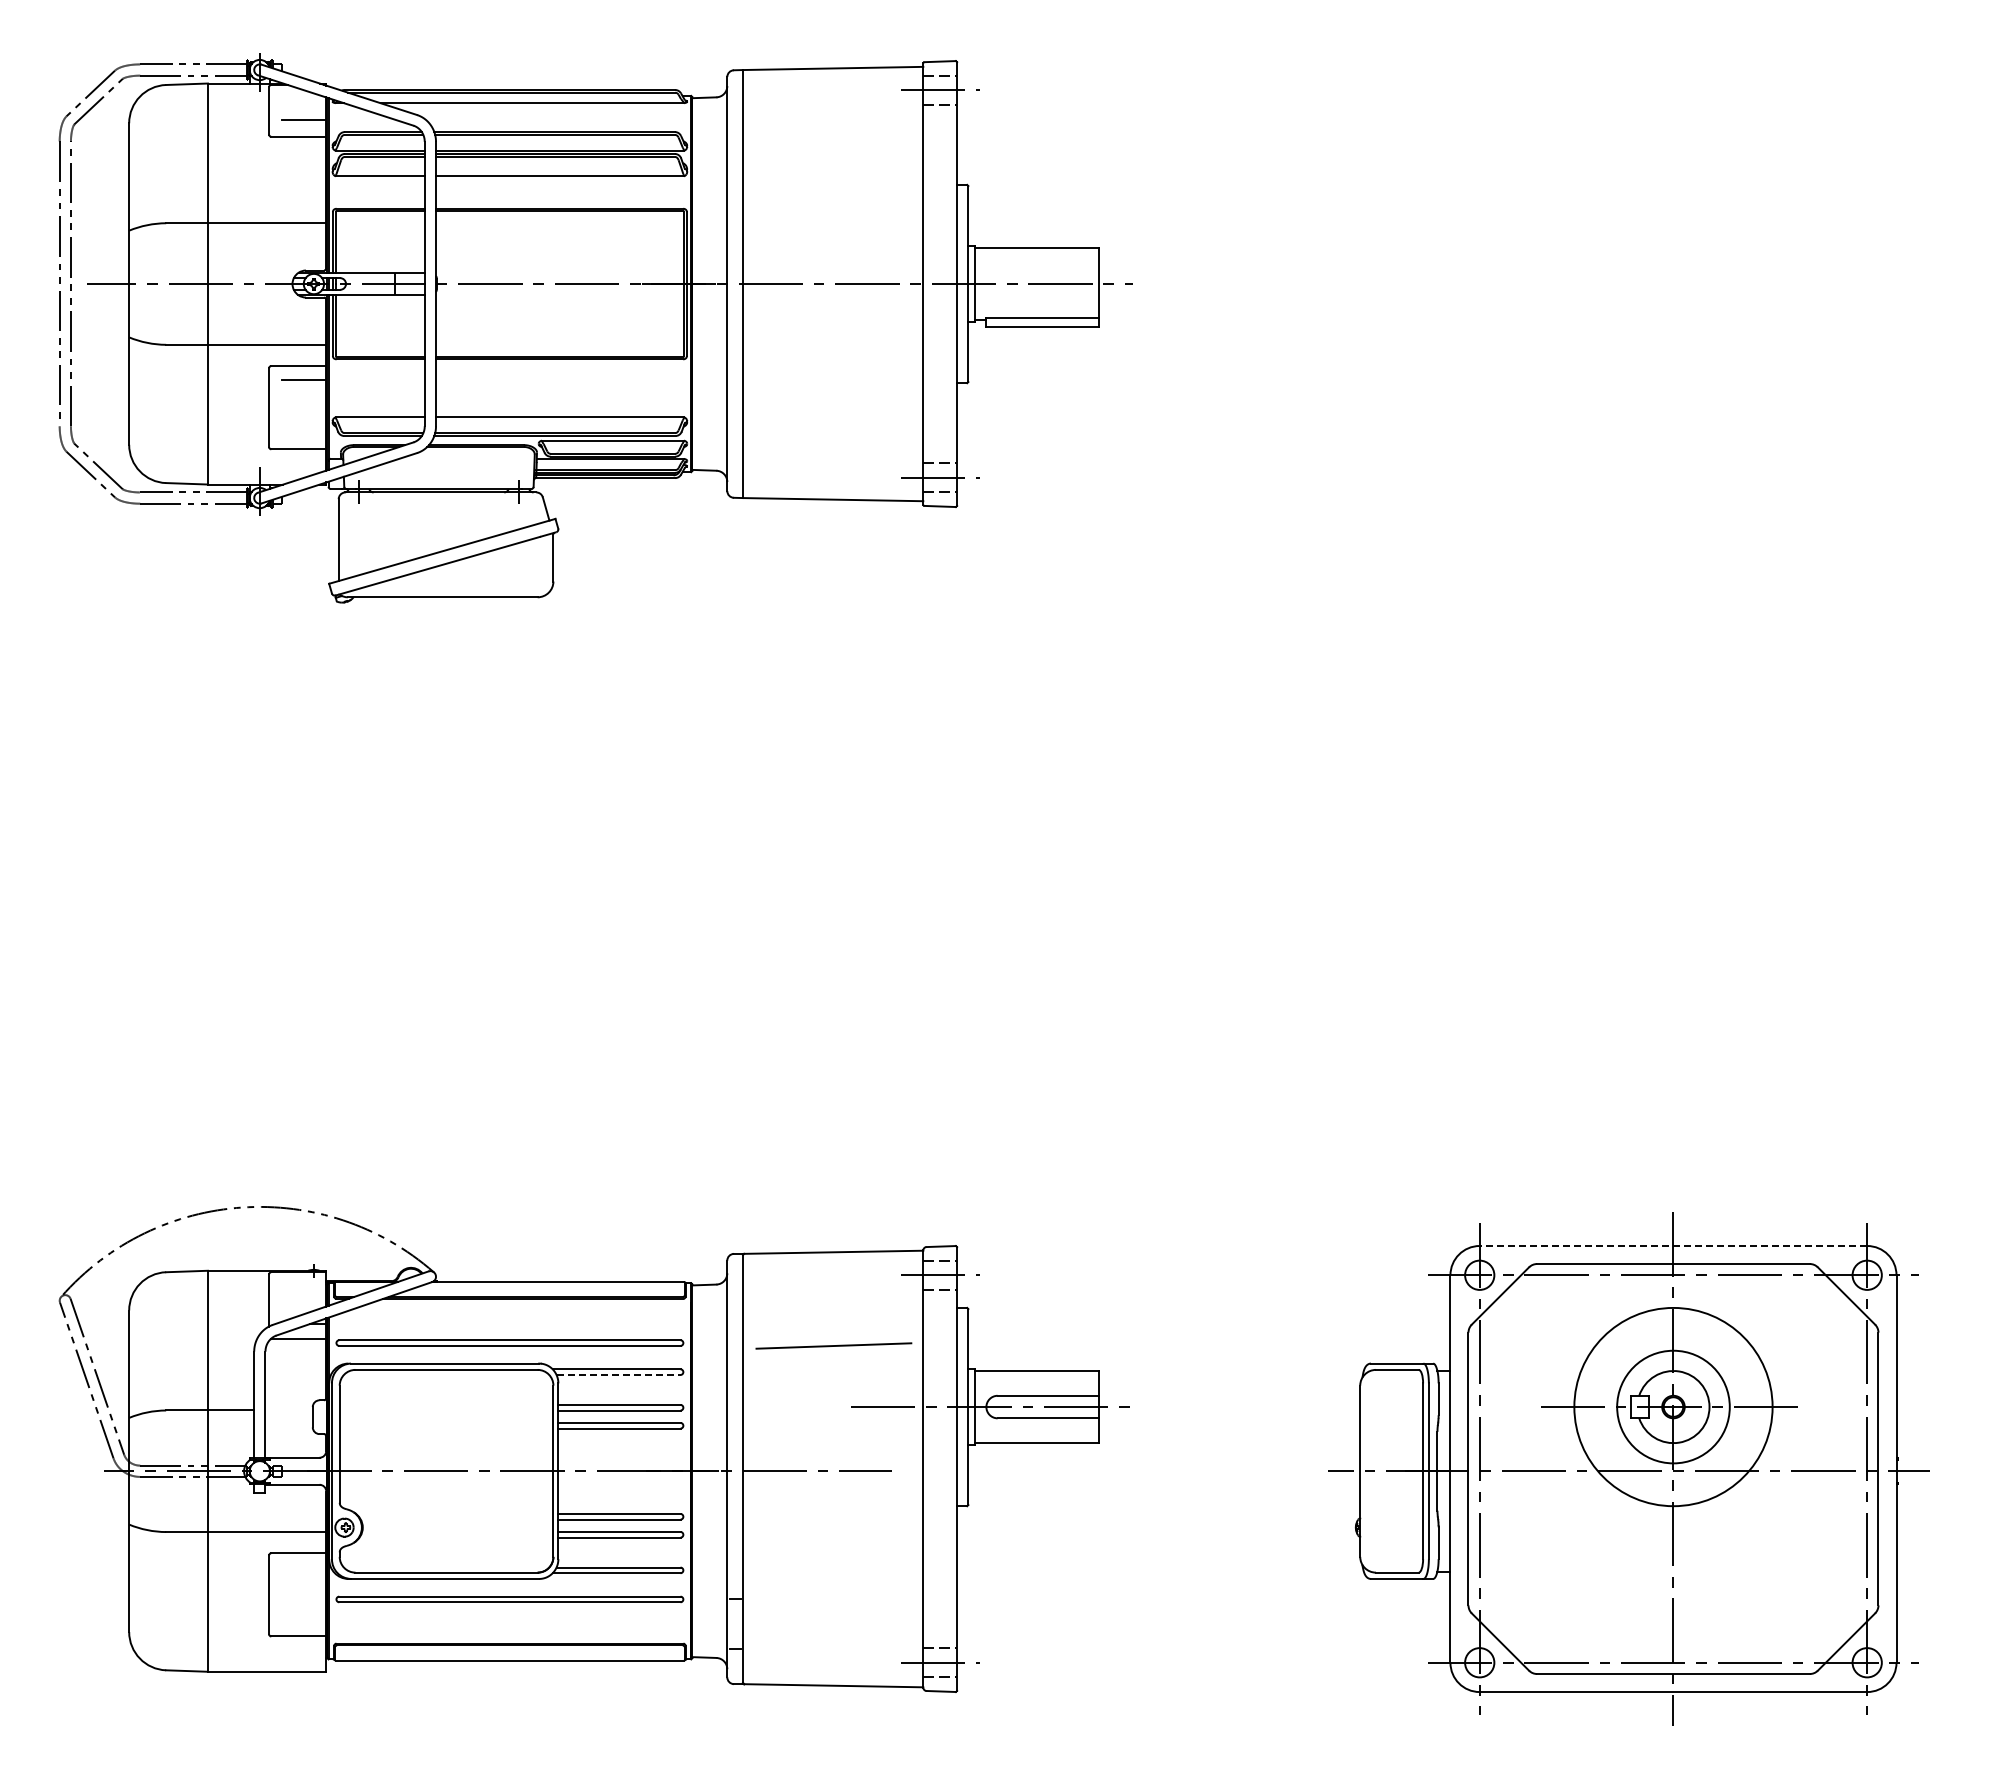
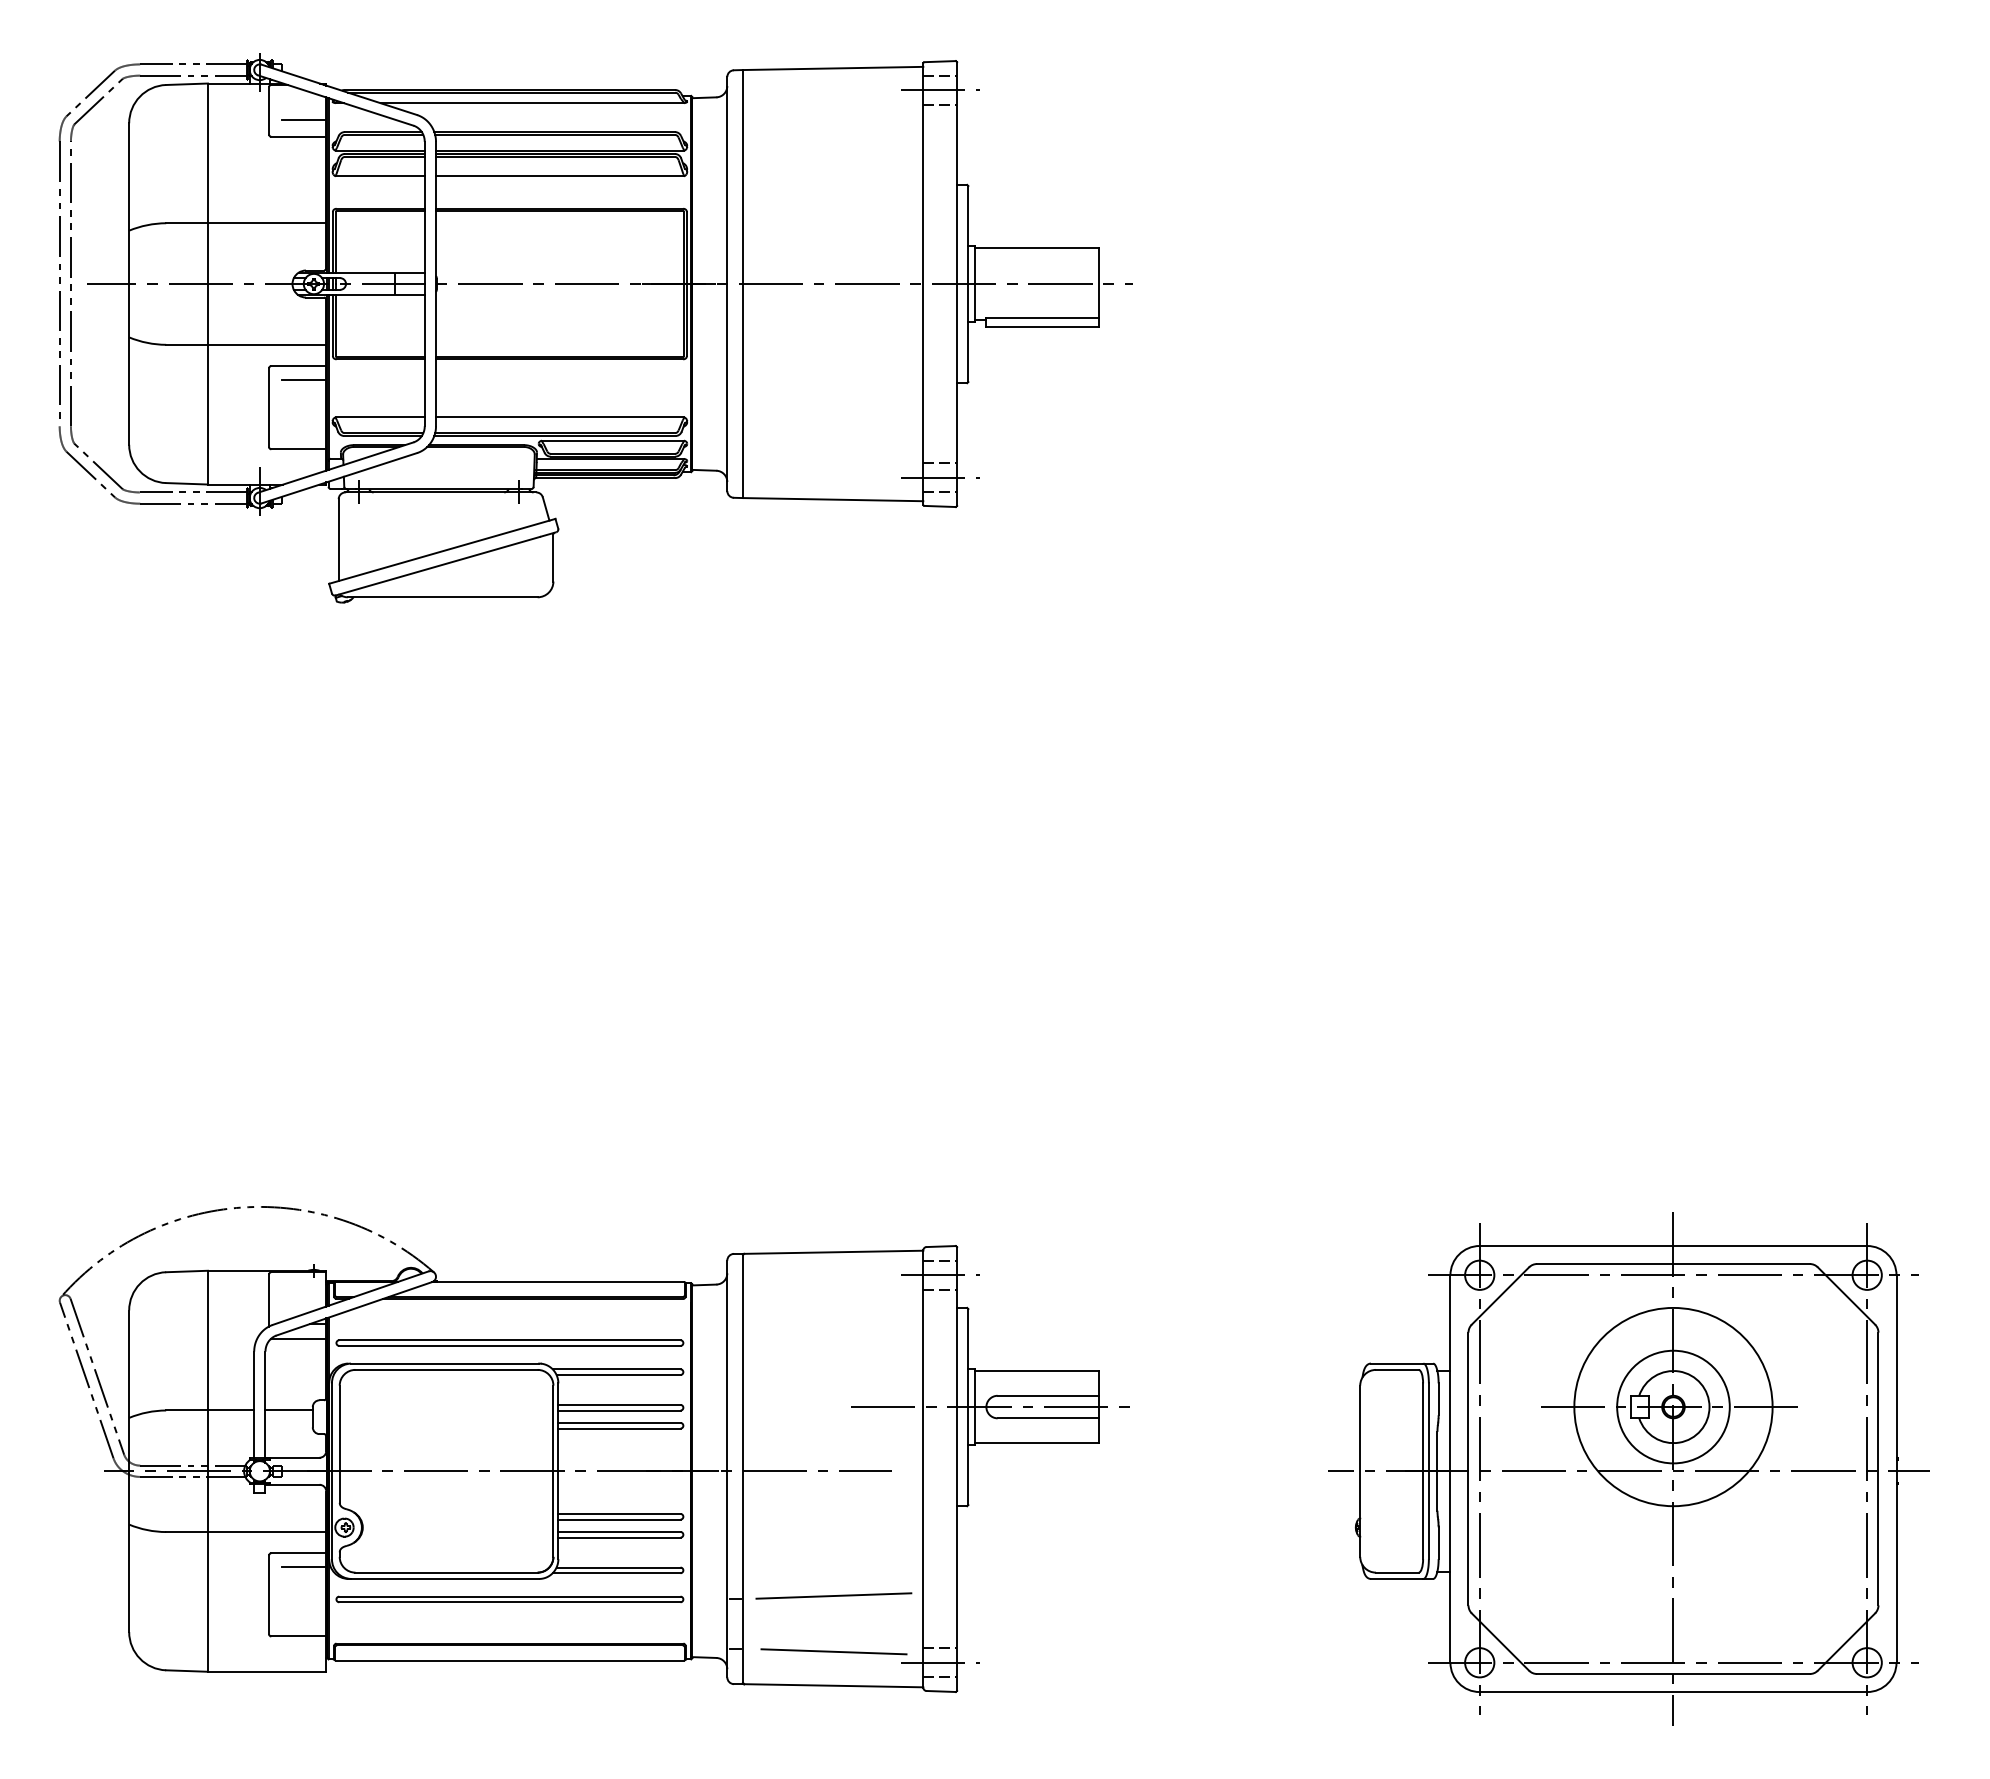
line: dashed -> solid (1673, 1245)
line position: (833, 1345) -> (833, 1595) (833, 1595)
line: dashed -> solid (619, 1374)
line: none -> present (288, 1410)
line: none -> present (304, 1567)
line: none -> present (833, 1651)
